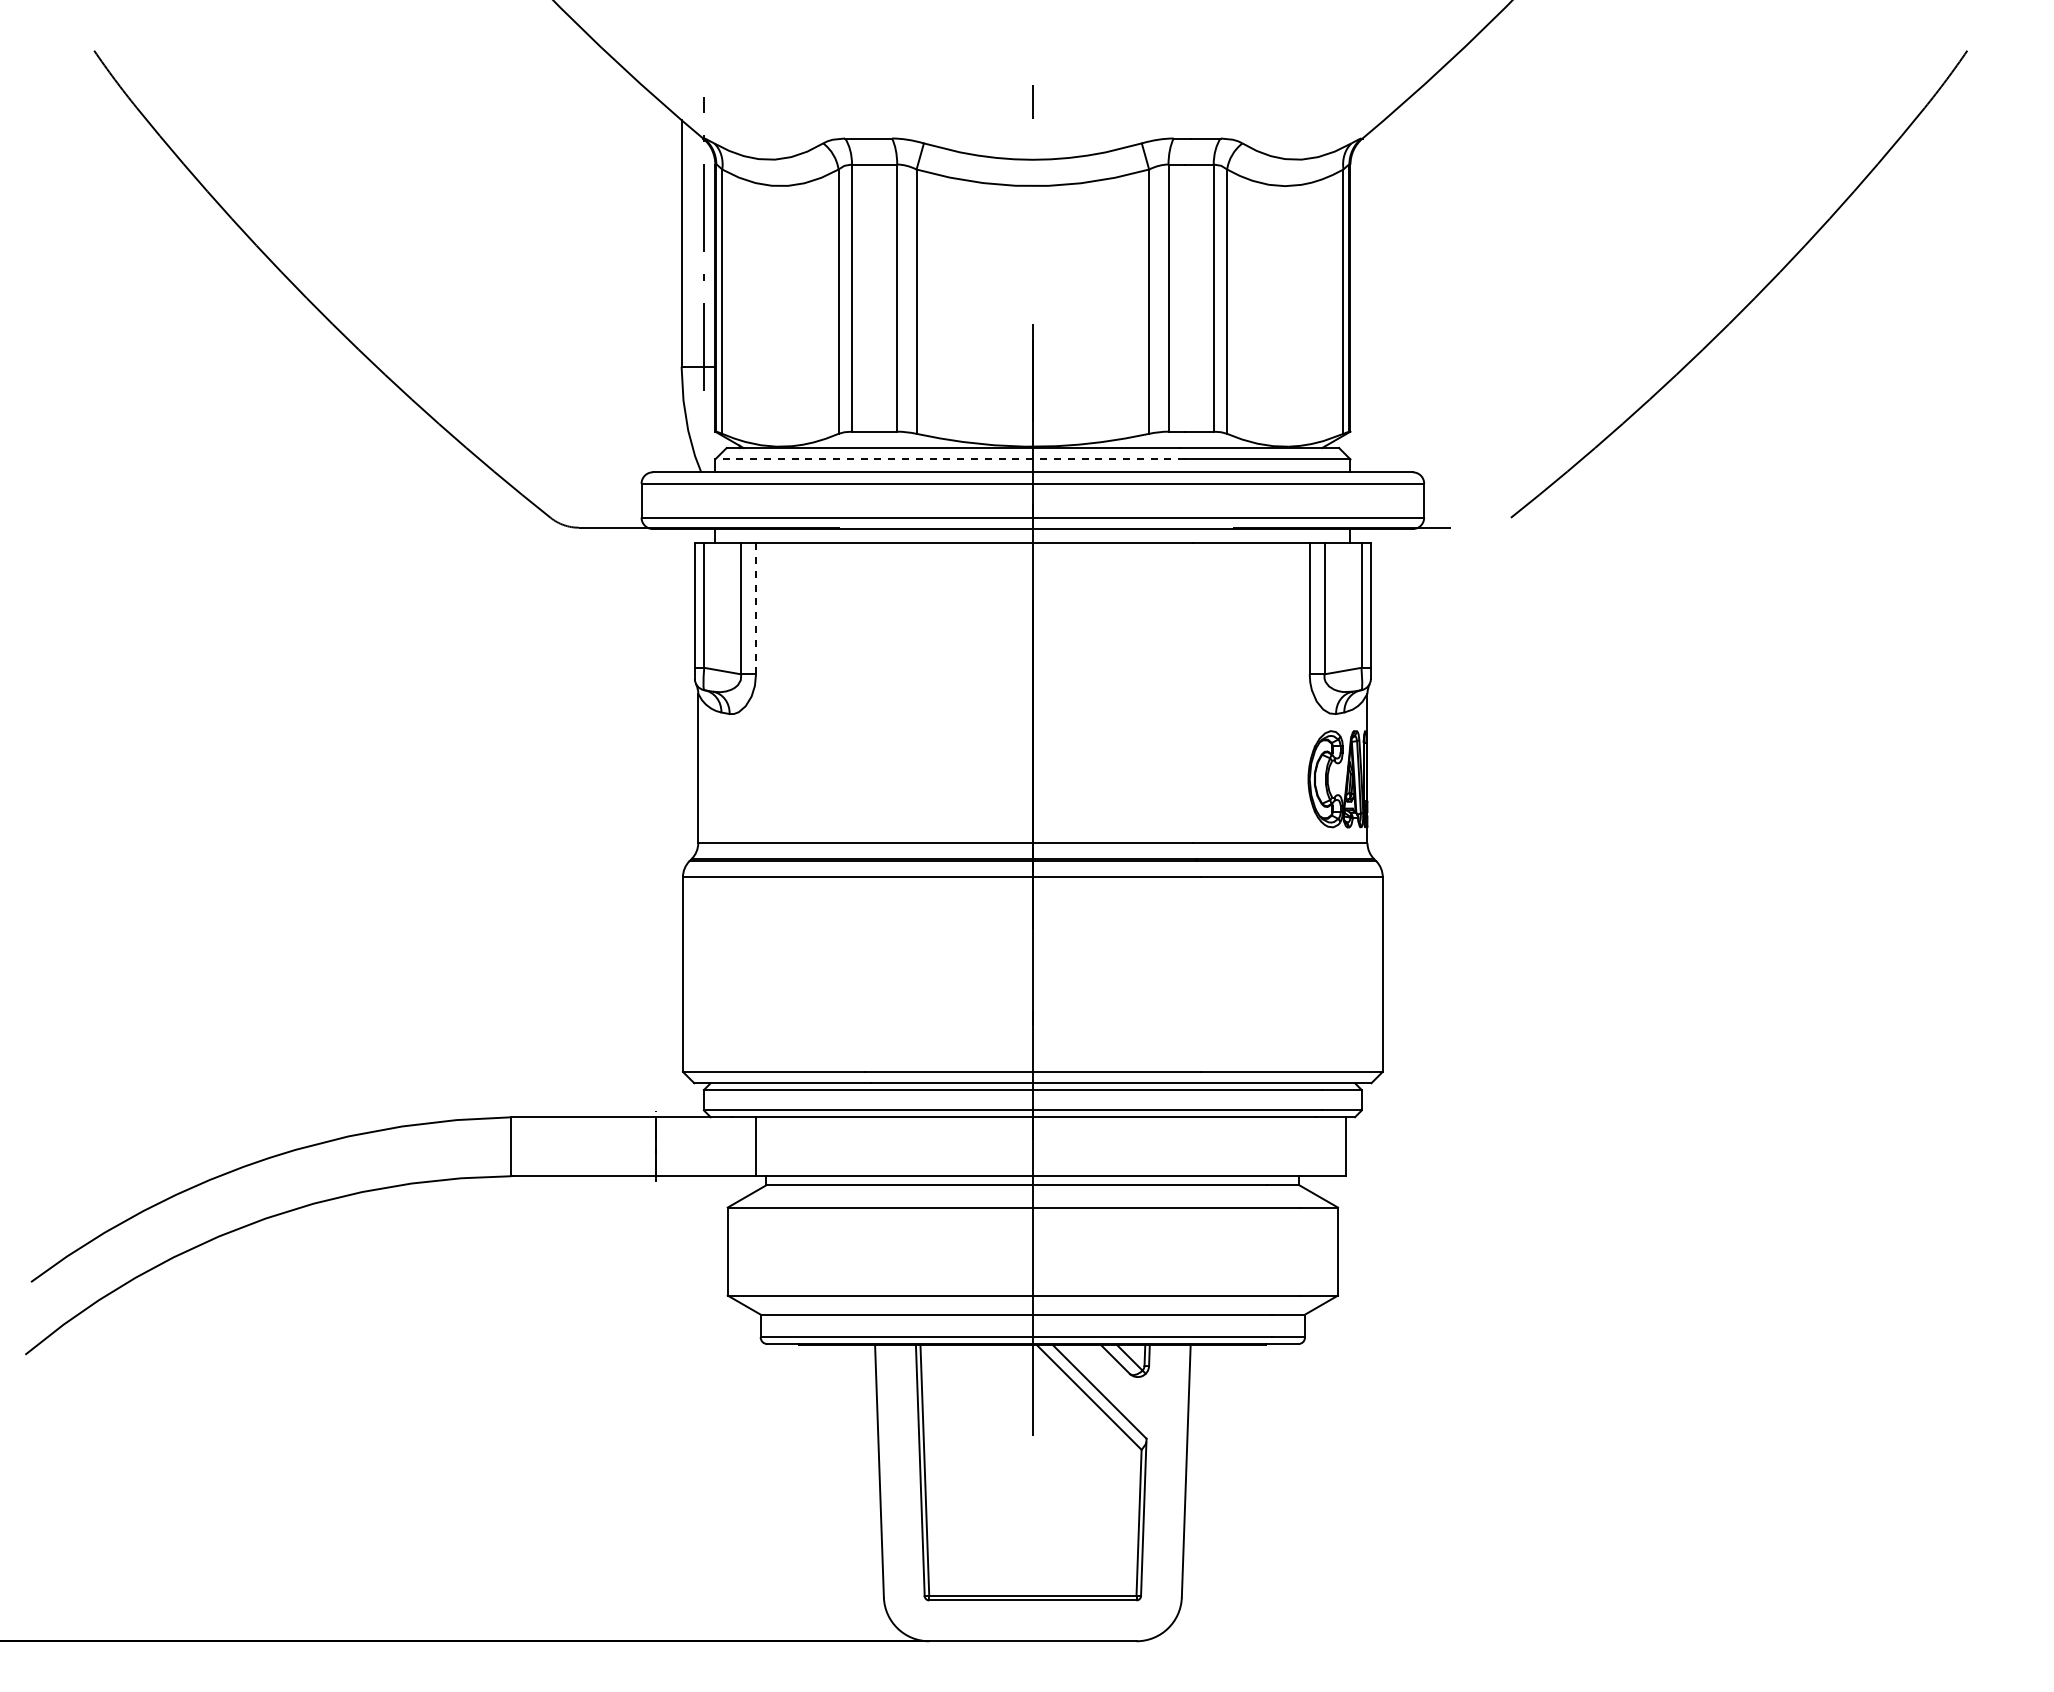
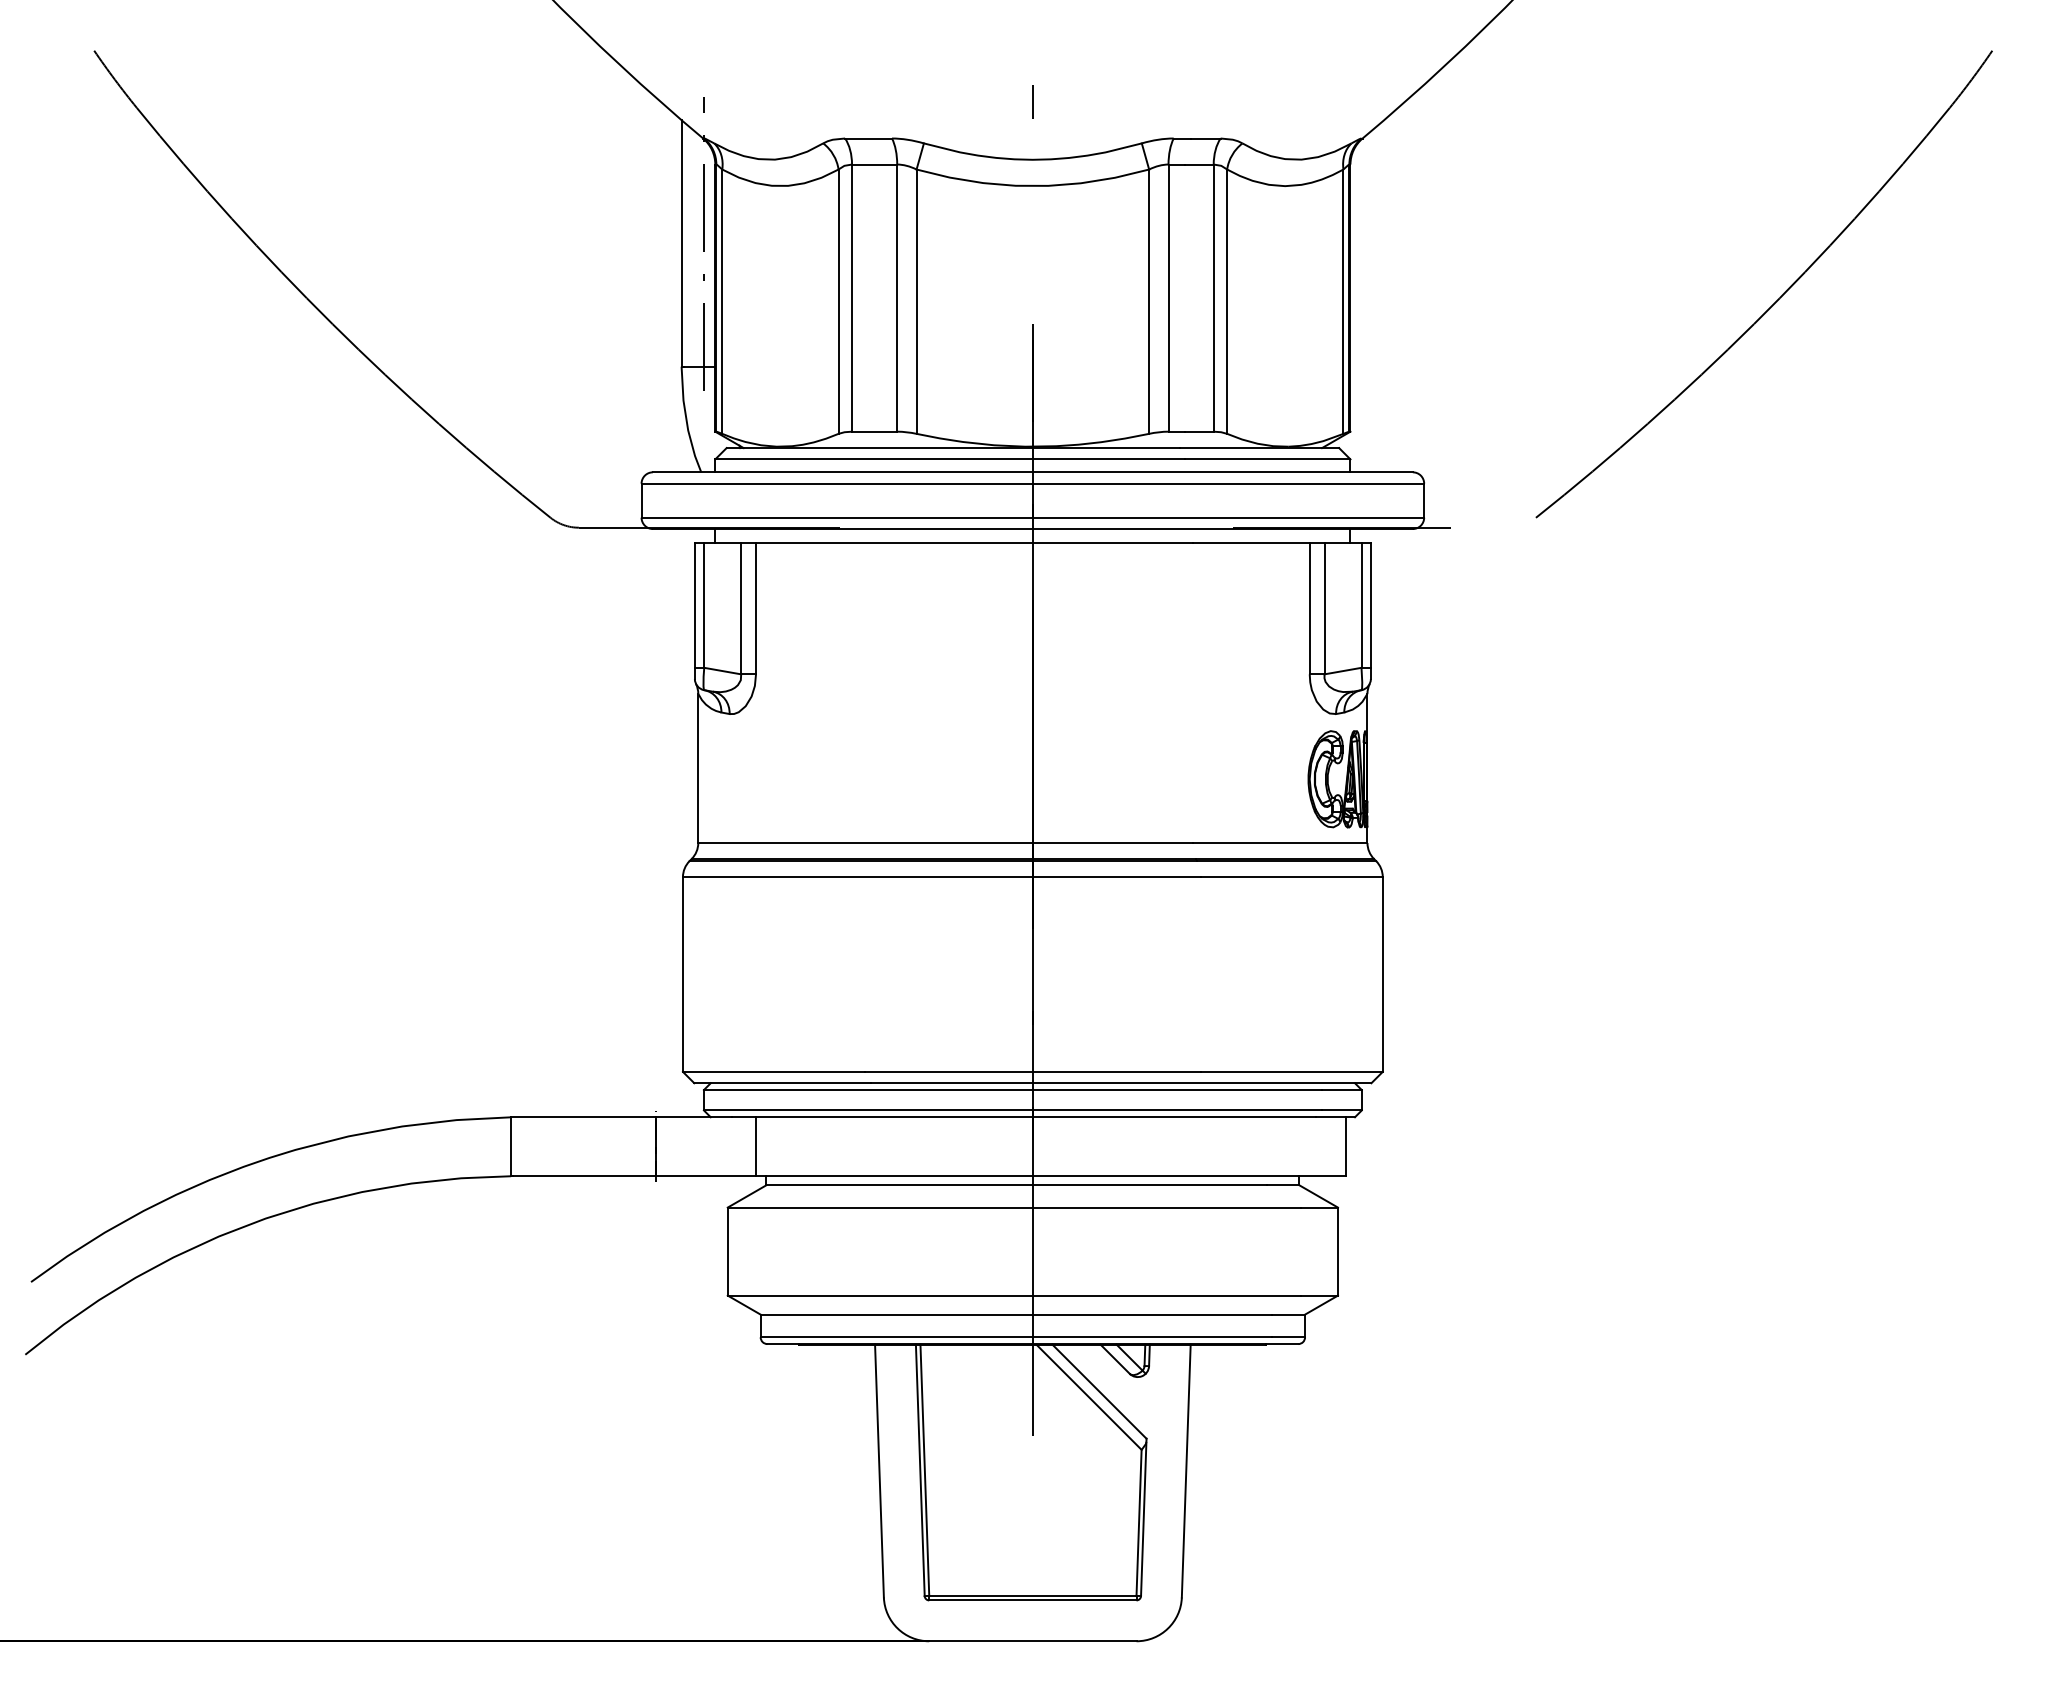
part position: (1753, 298) -> (1778, 298) (1778, 298)
line: dashed -> solid (950, 459)
line: dashed -> solid (756, 608)
